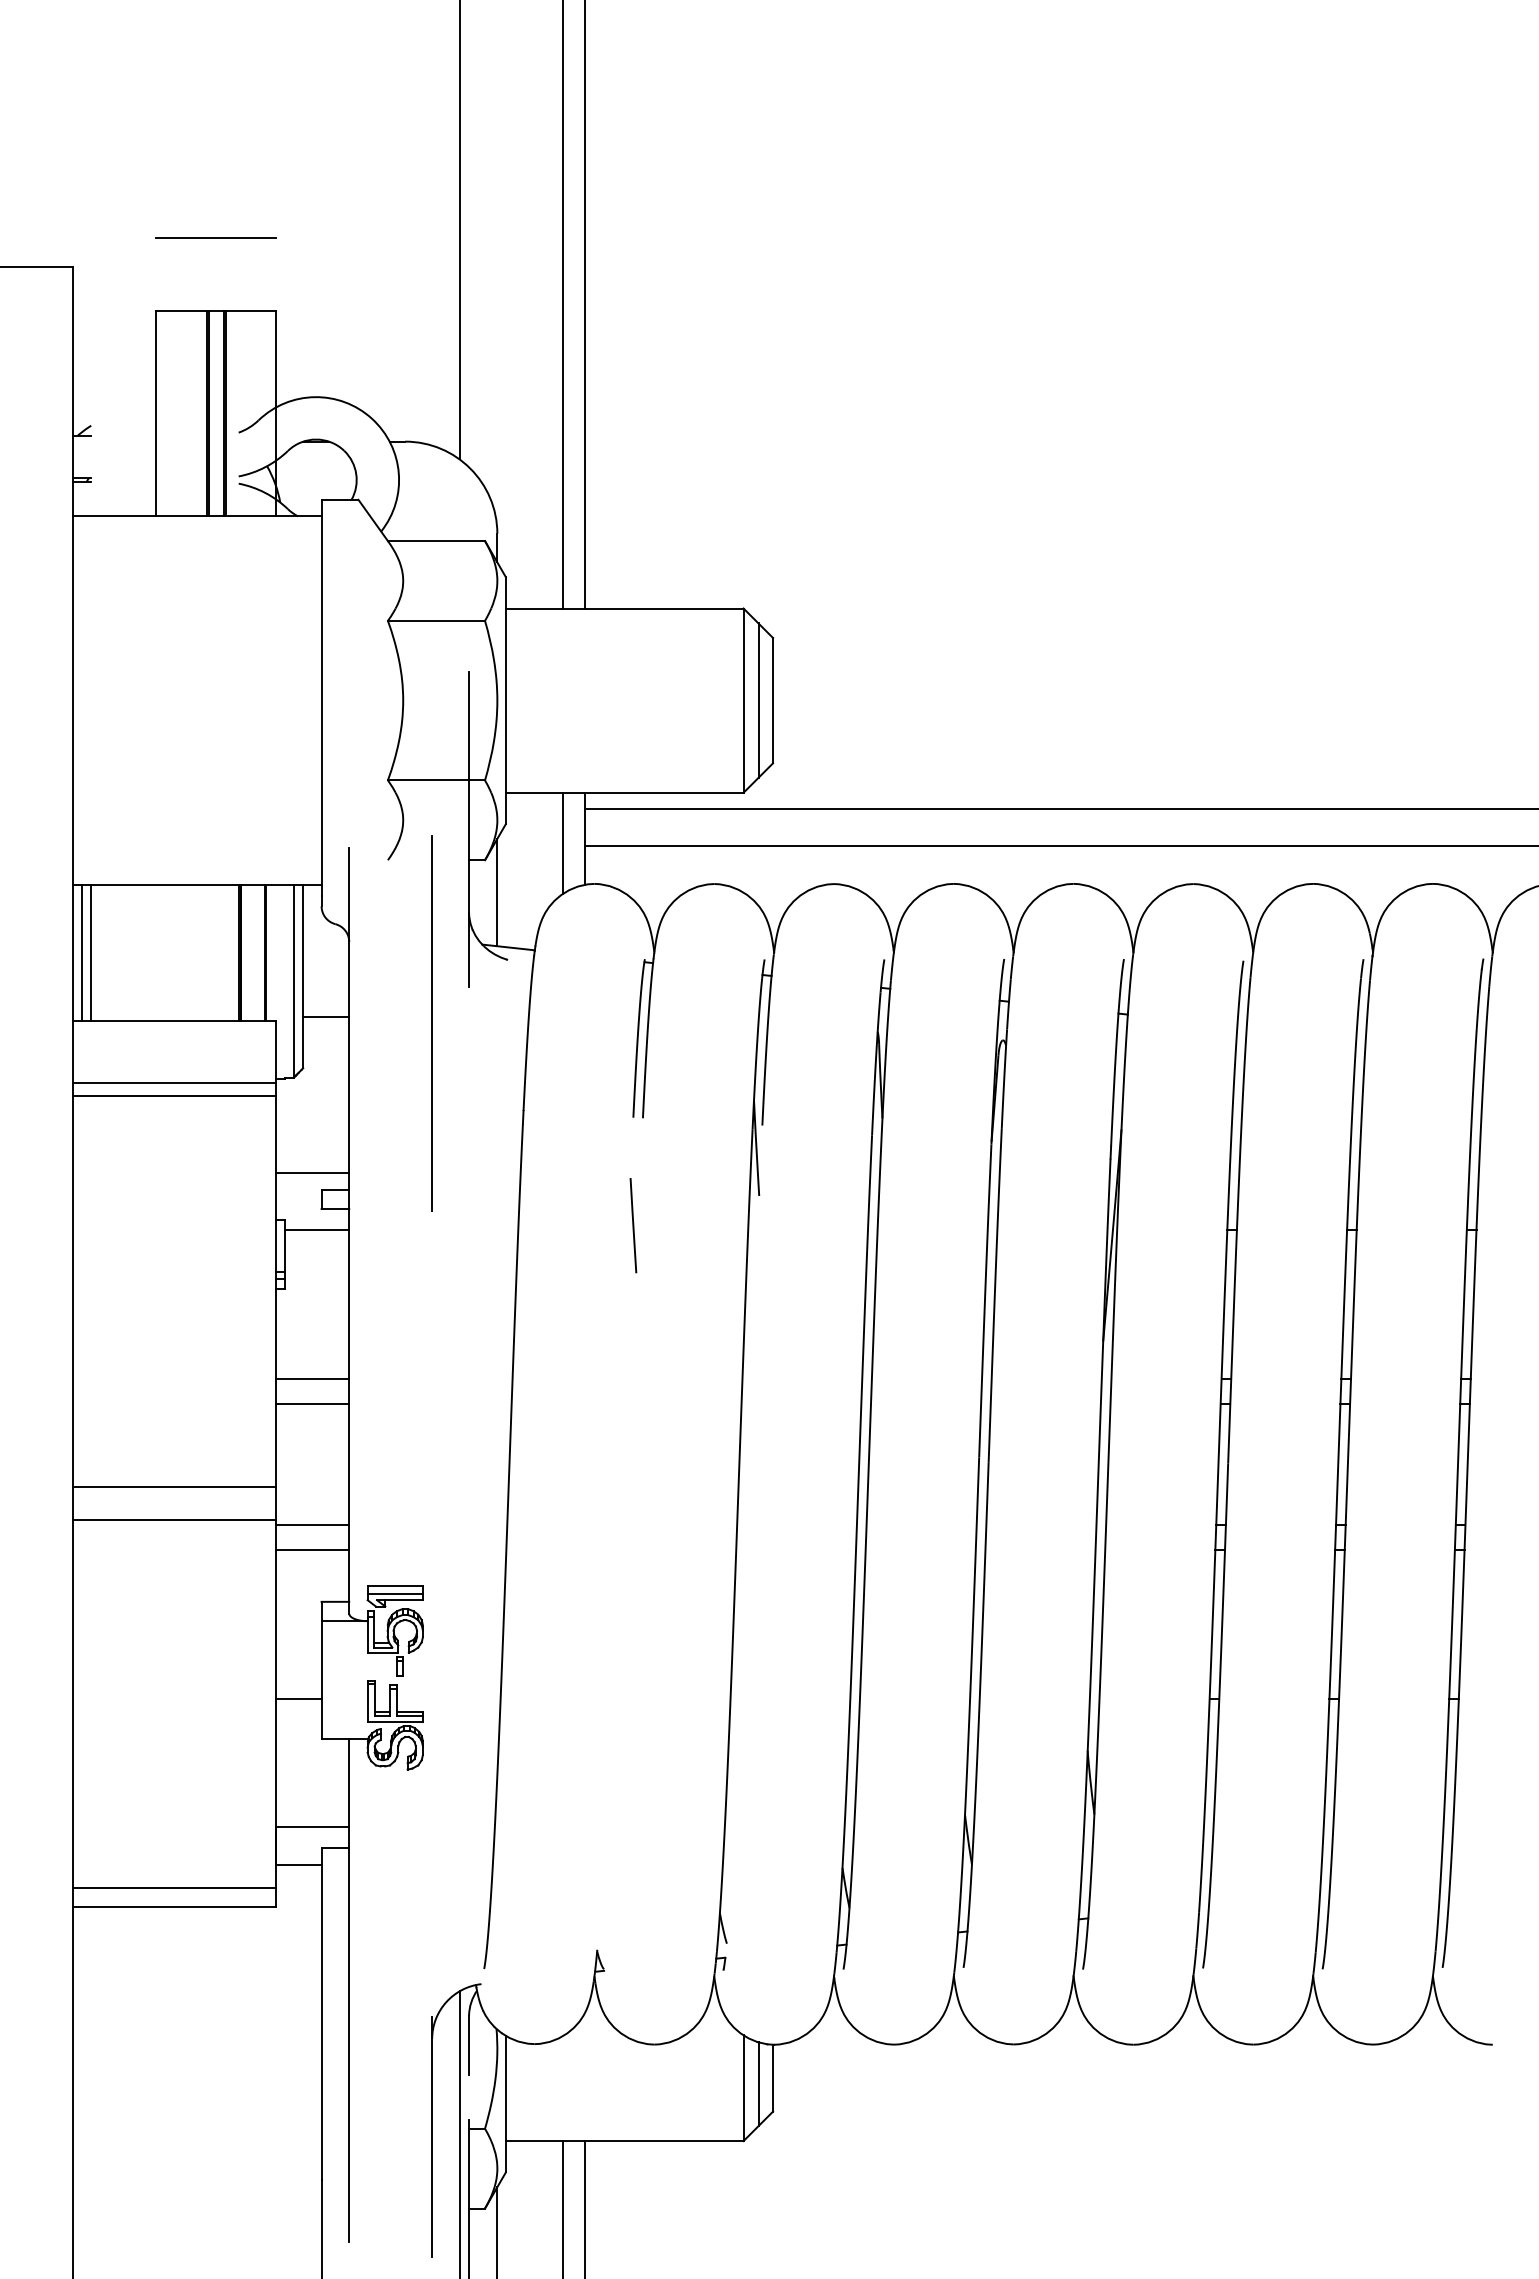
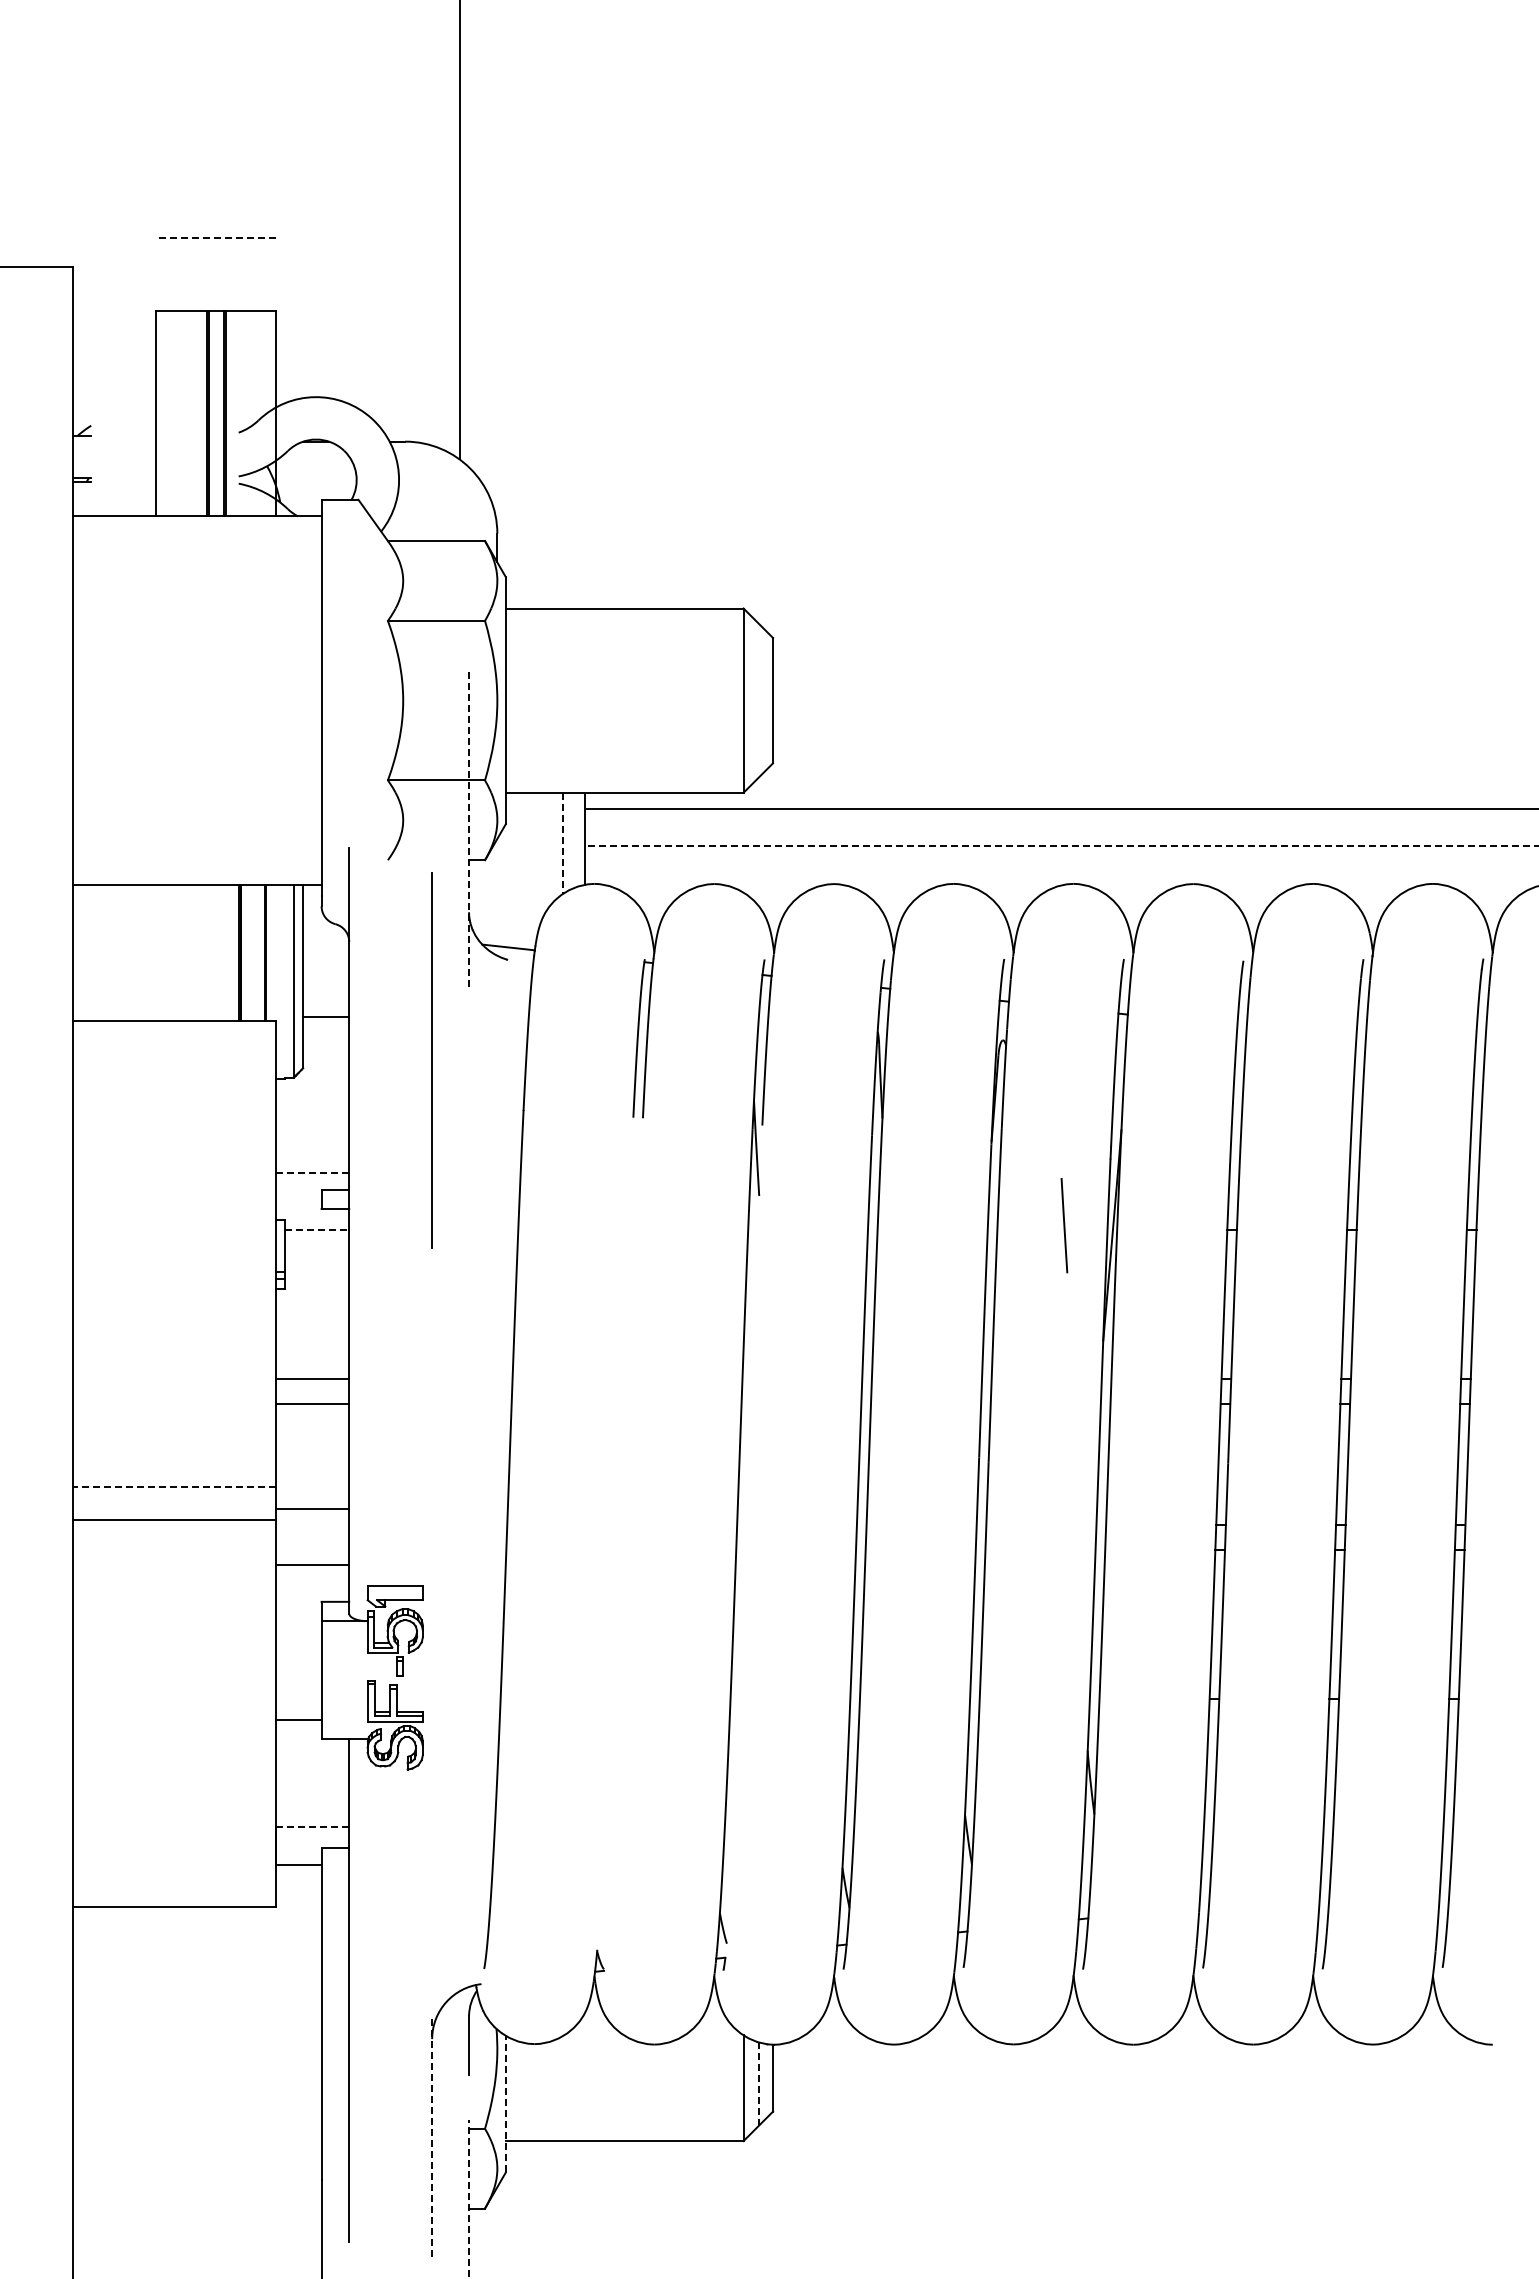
line: solid -> dashed (216, 237)
line: present -> none (562, 305)
line: present -> none (584, 305)
line: present -> none (758, 700)
line: solid -> dashed (469, 829)
line: solid -> dashed (562, 843)
line: solid -> dashed (1061, 845)
line: present -> none (497, 892)
line: present -> none (82, 952)
line: present -> none (91, 952)
line position: (431, 1023) -> (431, 1060) (431, 1060)
line: present -> none (173, 1083)
line: present -> none (173, 1095)
line: solid -> dashed (312, 1173)
line position: (633, 1225) -> (1064, 1225) (1064, 1225)
line: solid -> dashed (317, 1229)
line: solid -> dashed (173, 1487)
line position: (312, 1524) -> (312, 1508) (312, 1508)
line position: (312, 1549) -> (312, 1564) (312, 1564)
line: present -> none (394, 1593)
line position: (298, 1698) -> (298, 1719) (298, 1719)
line: solid -> dashed (312, 1827)
line: present -> none (173, 1888)
line: solid -> dashed (758, 2084)
line: solid -> dashed (505, 2103)
line: present -> none (459, 2133)
line: solid -> dashed (432, 2137)
line: solid -> dashed (469, 2199)
line: present -> none (562, 2208)
line: present -> none (584, 2208)
line: present -> none (497, 2231)
